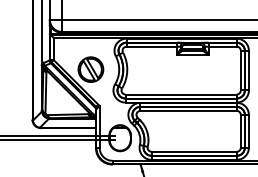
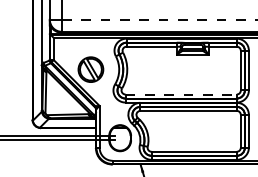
line: solid -> dashed (159, 19)
line: solid -> dashed (181, 94)
